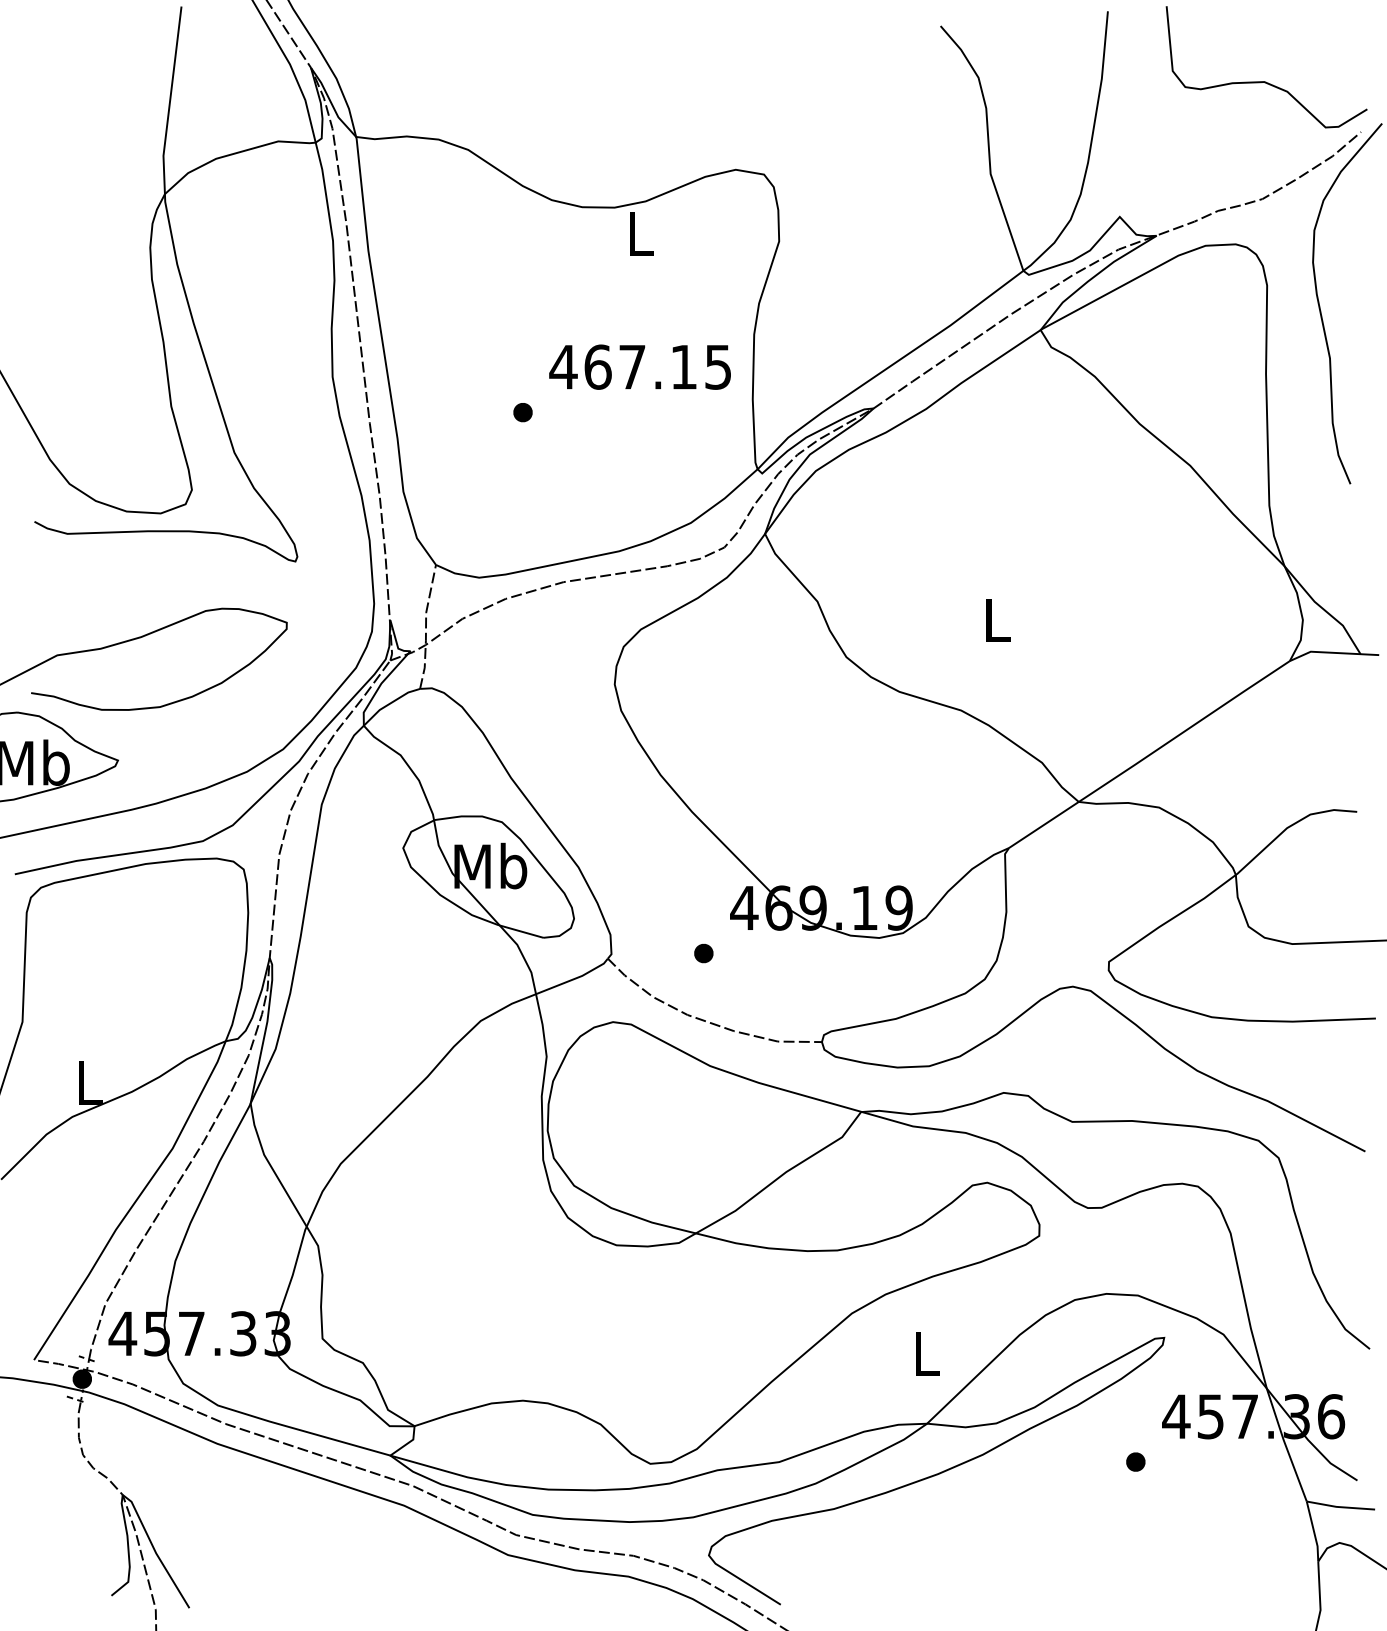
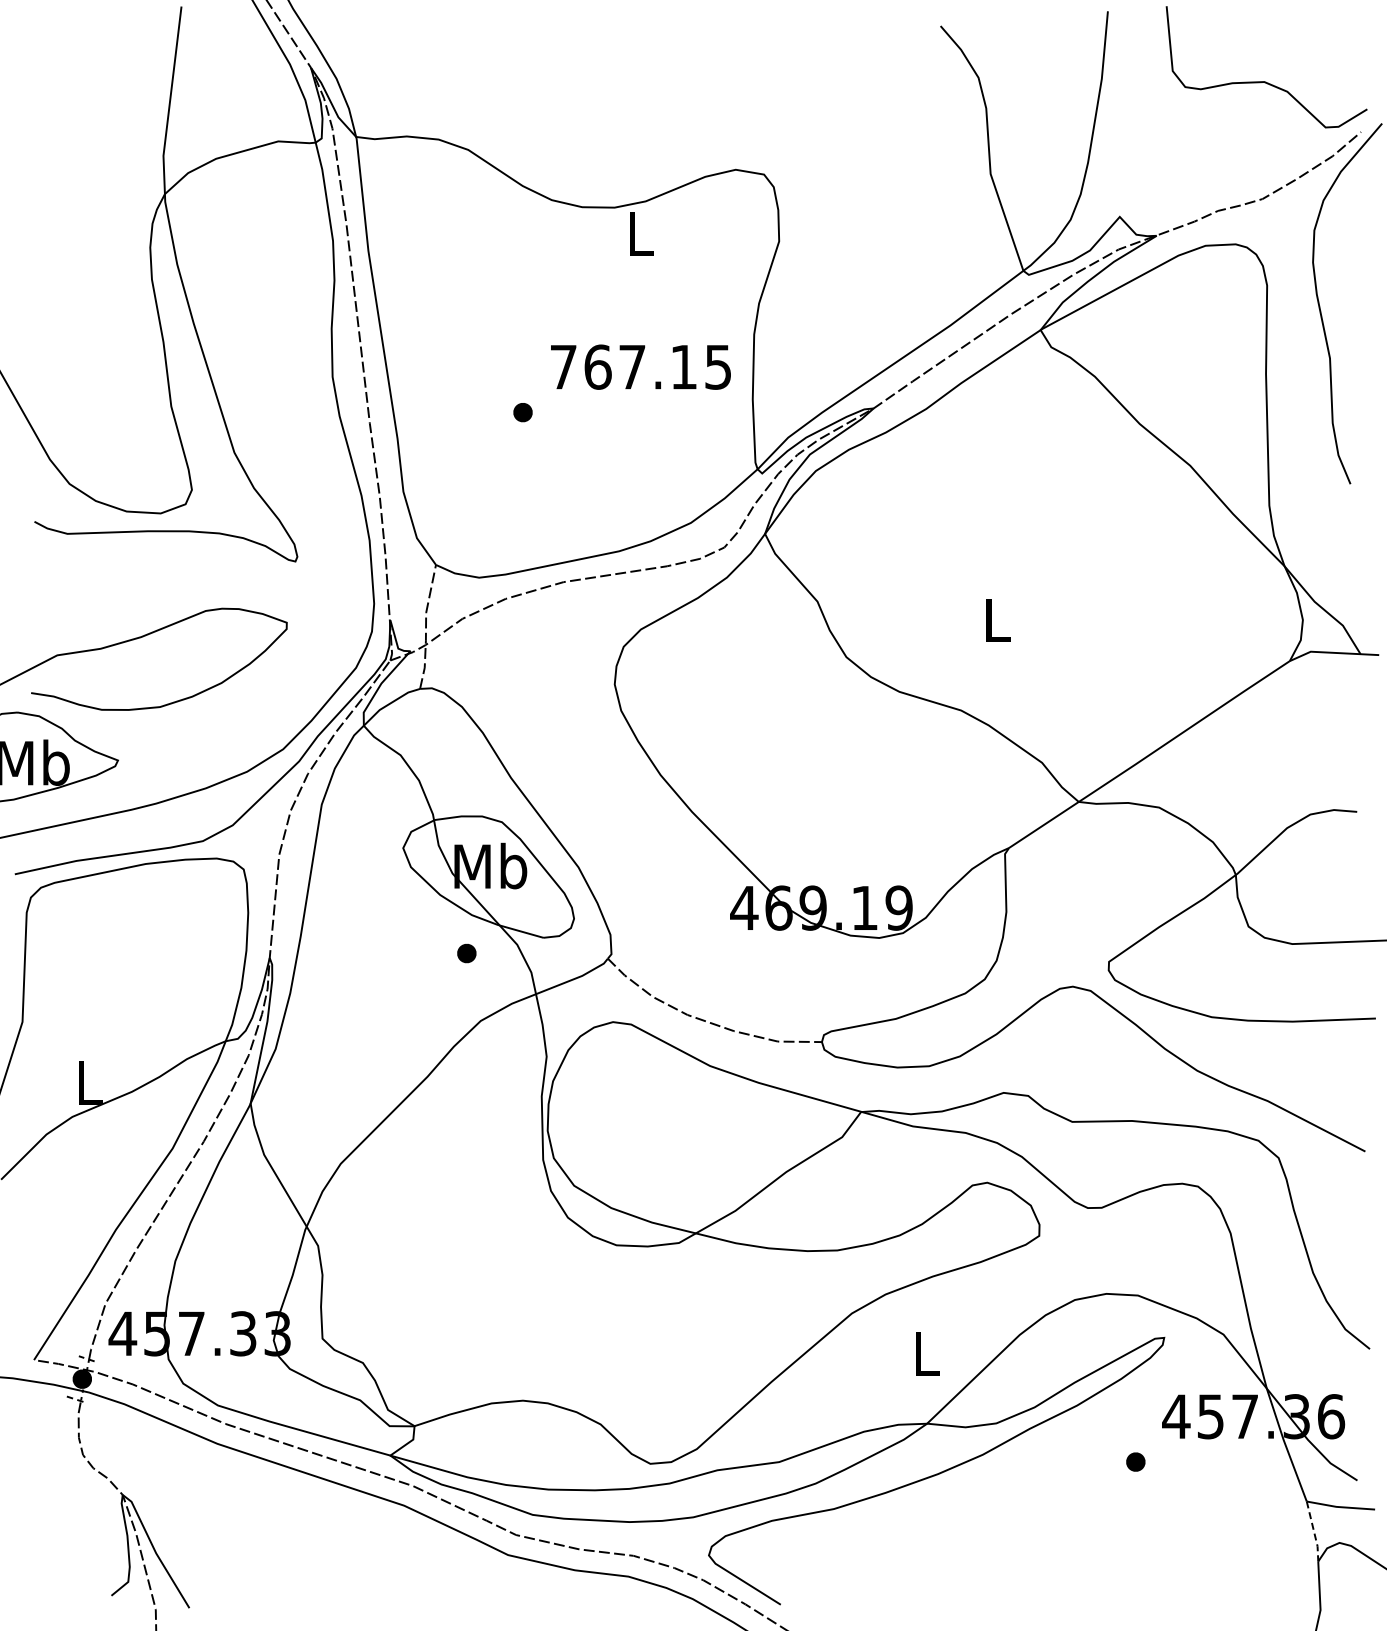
text: 467.15 -> 767.15 (563, 367)
part position: (703, 953) -> (466, 953) (466, 953)
line: solid -> dashed (1314, 1532)
